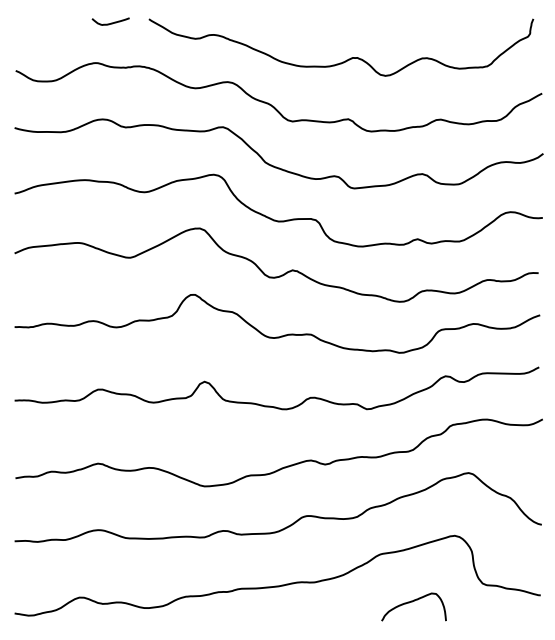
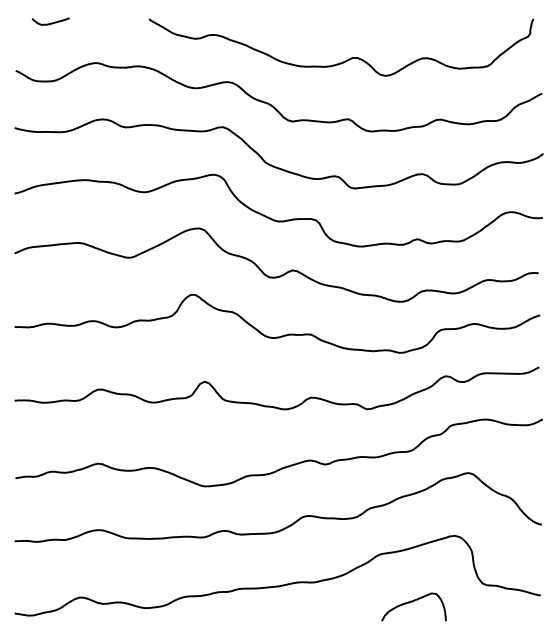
curve position: (111, 22) -> (51, 22) (51, 22)
